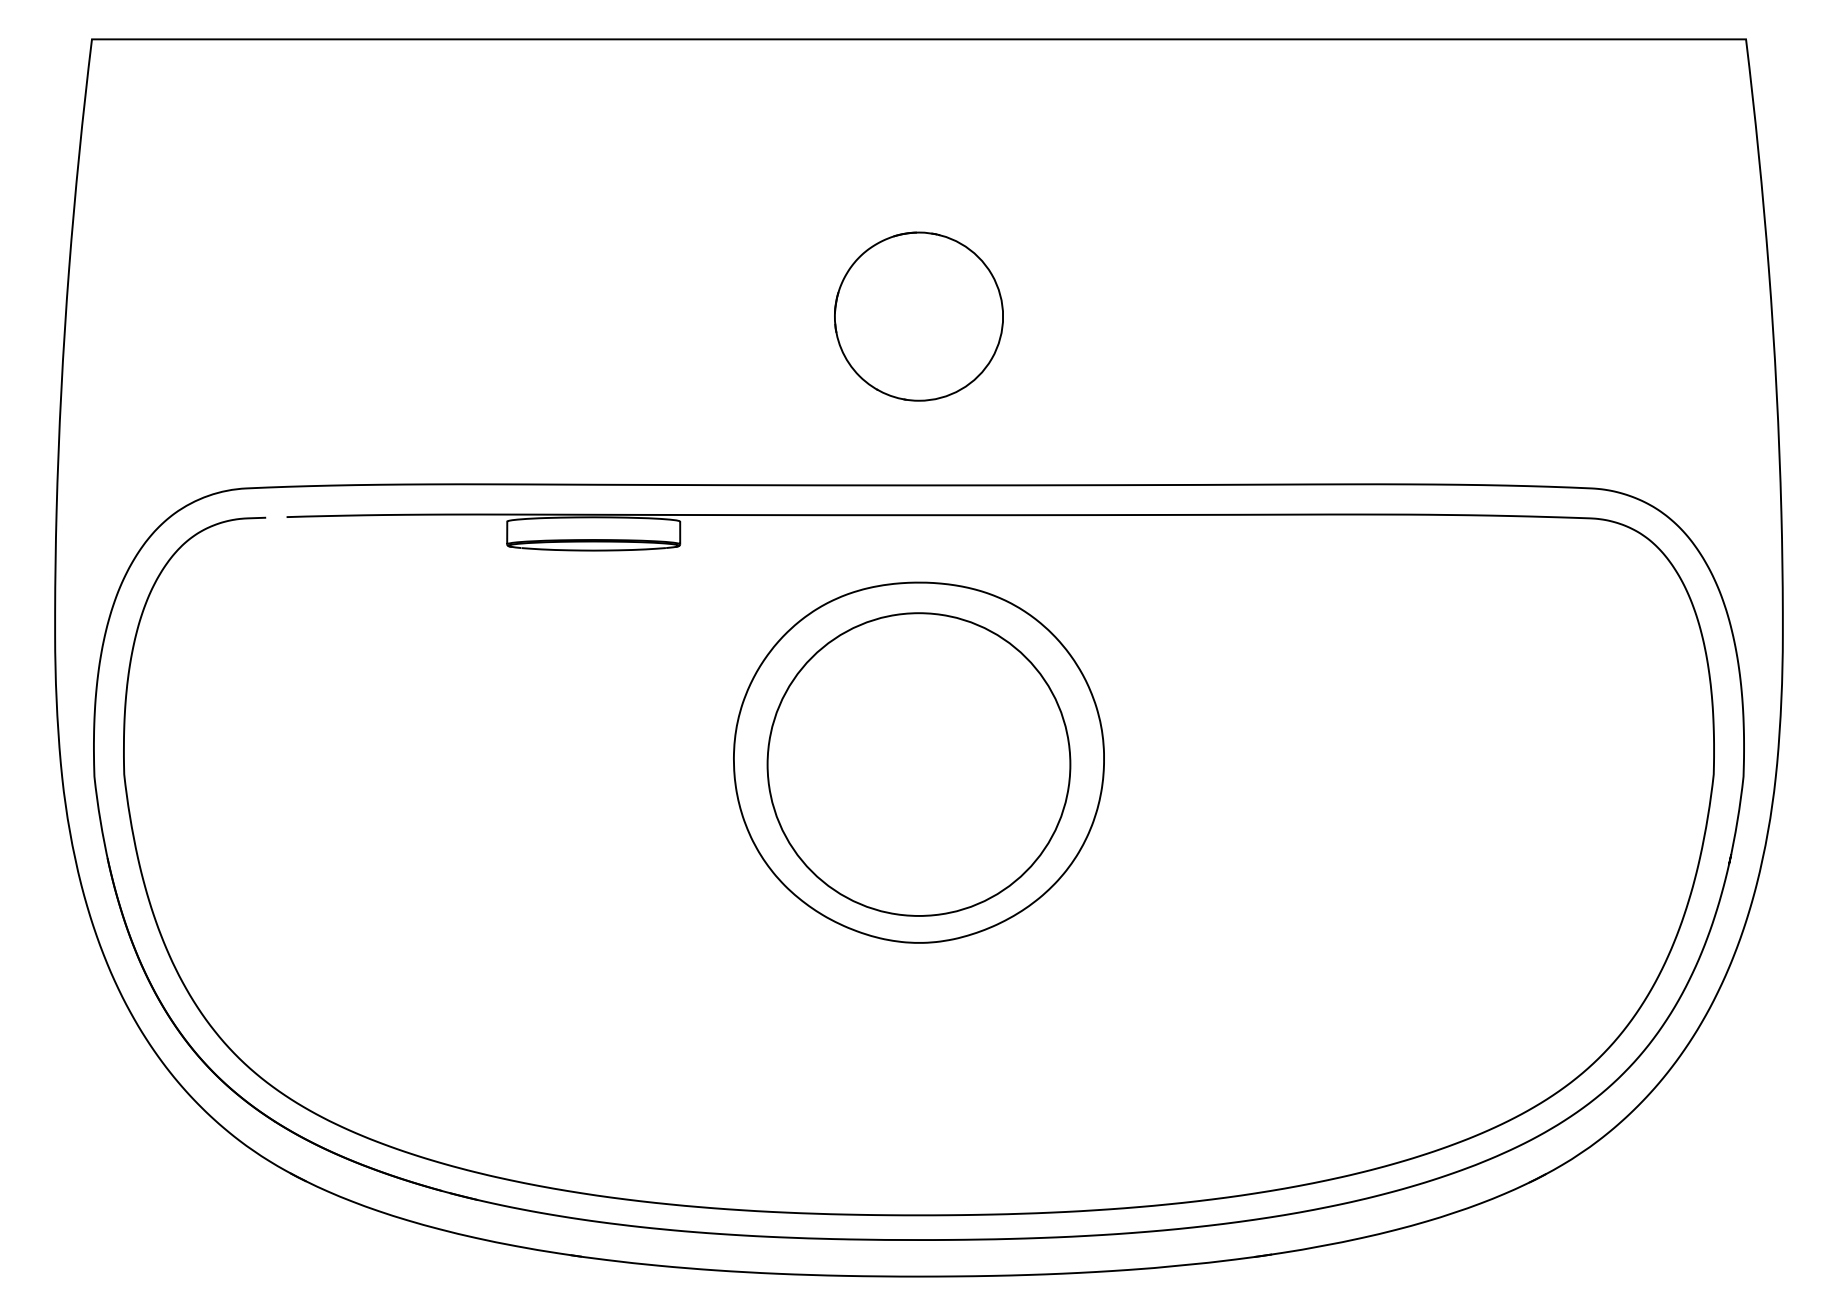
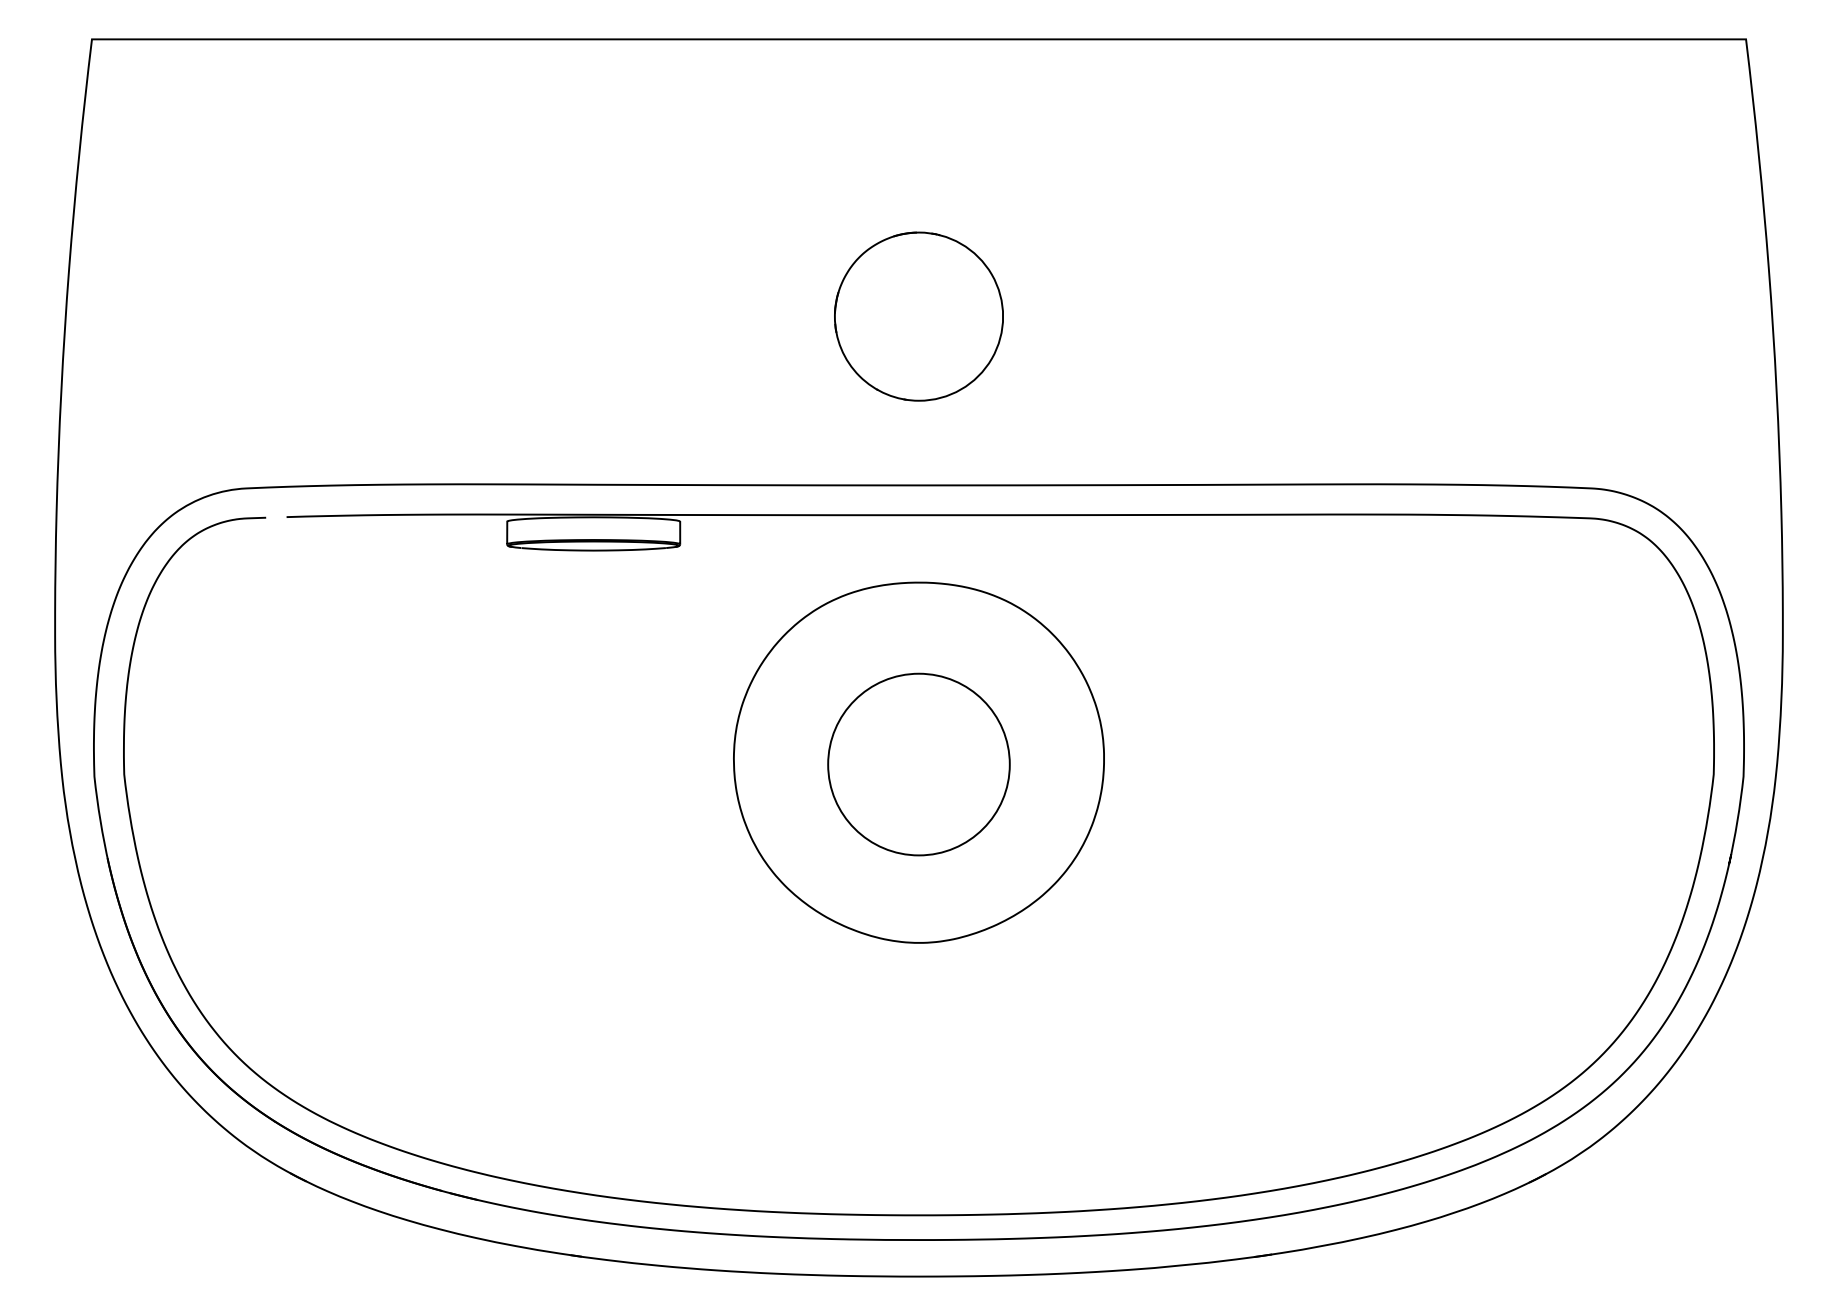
circle diameter: 303 px -> 182 px (918, 764)
